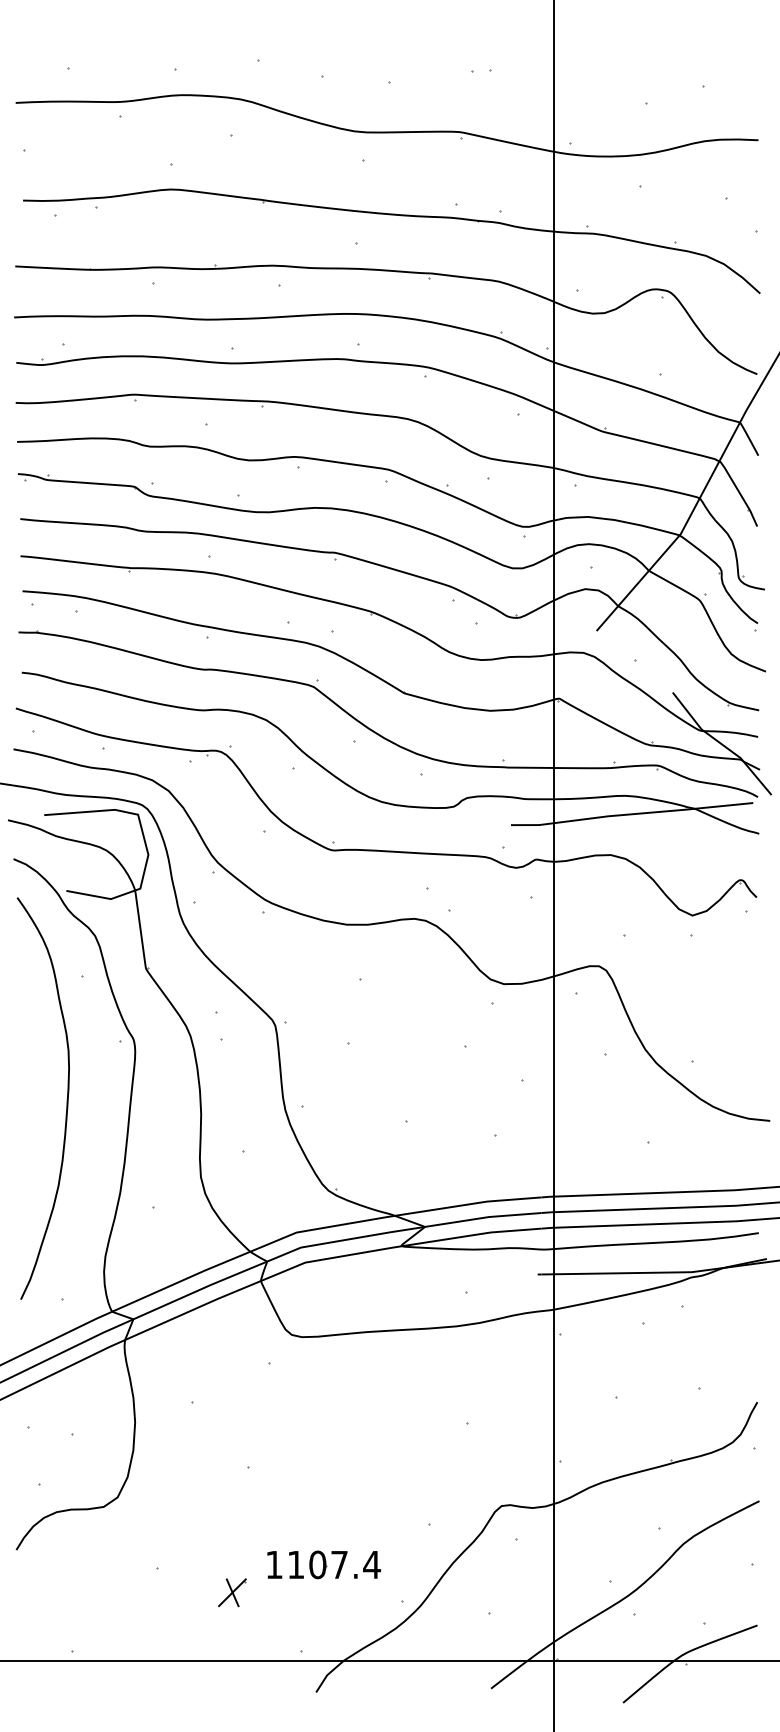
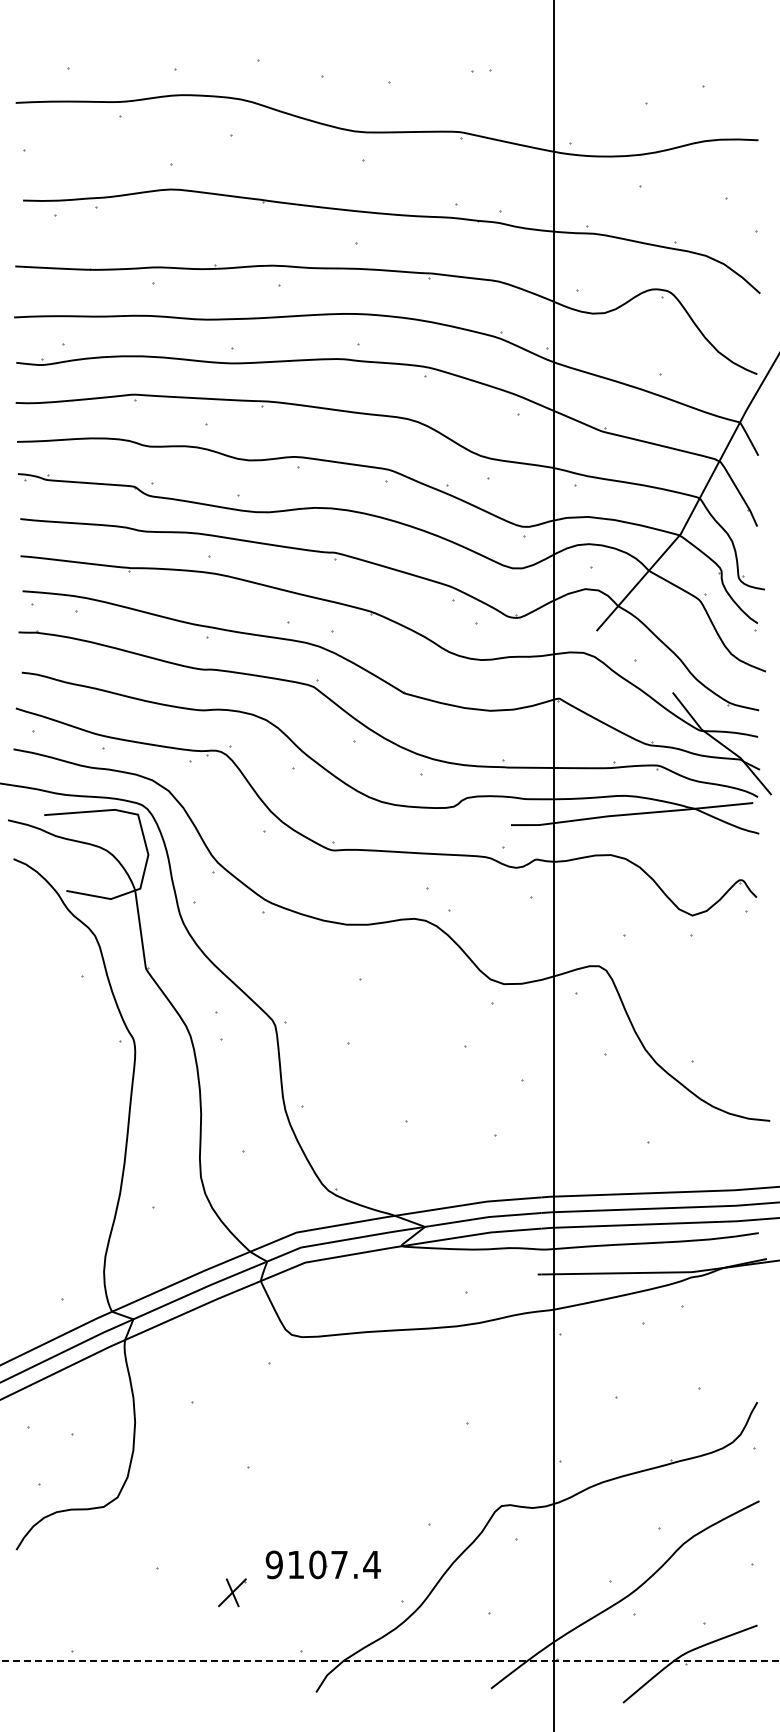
curve: present -> none (66, 1099)
text: 1107.4 -> 9107.4 (273, 1564)
line: solid -> dashed (390, 1660)
